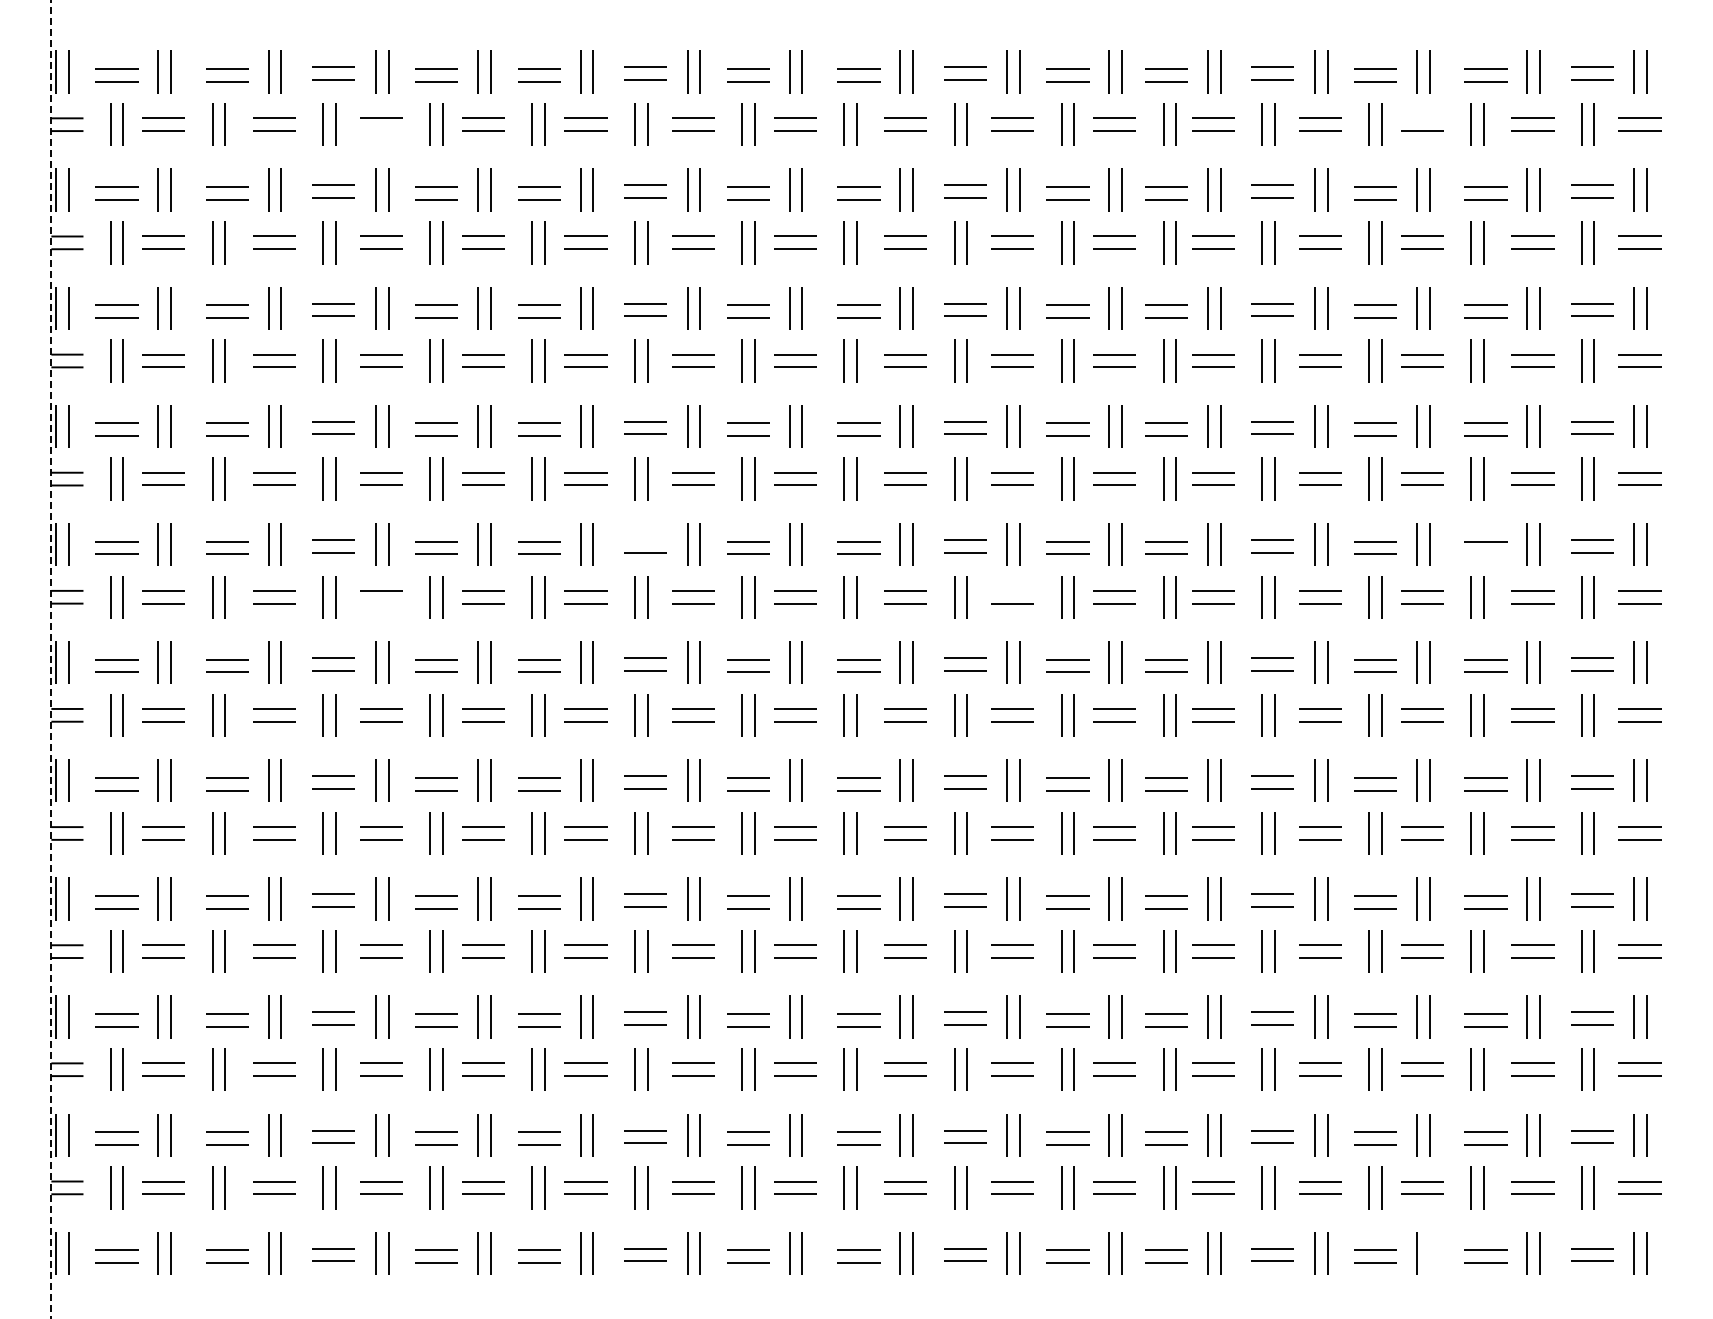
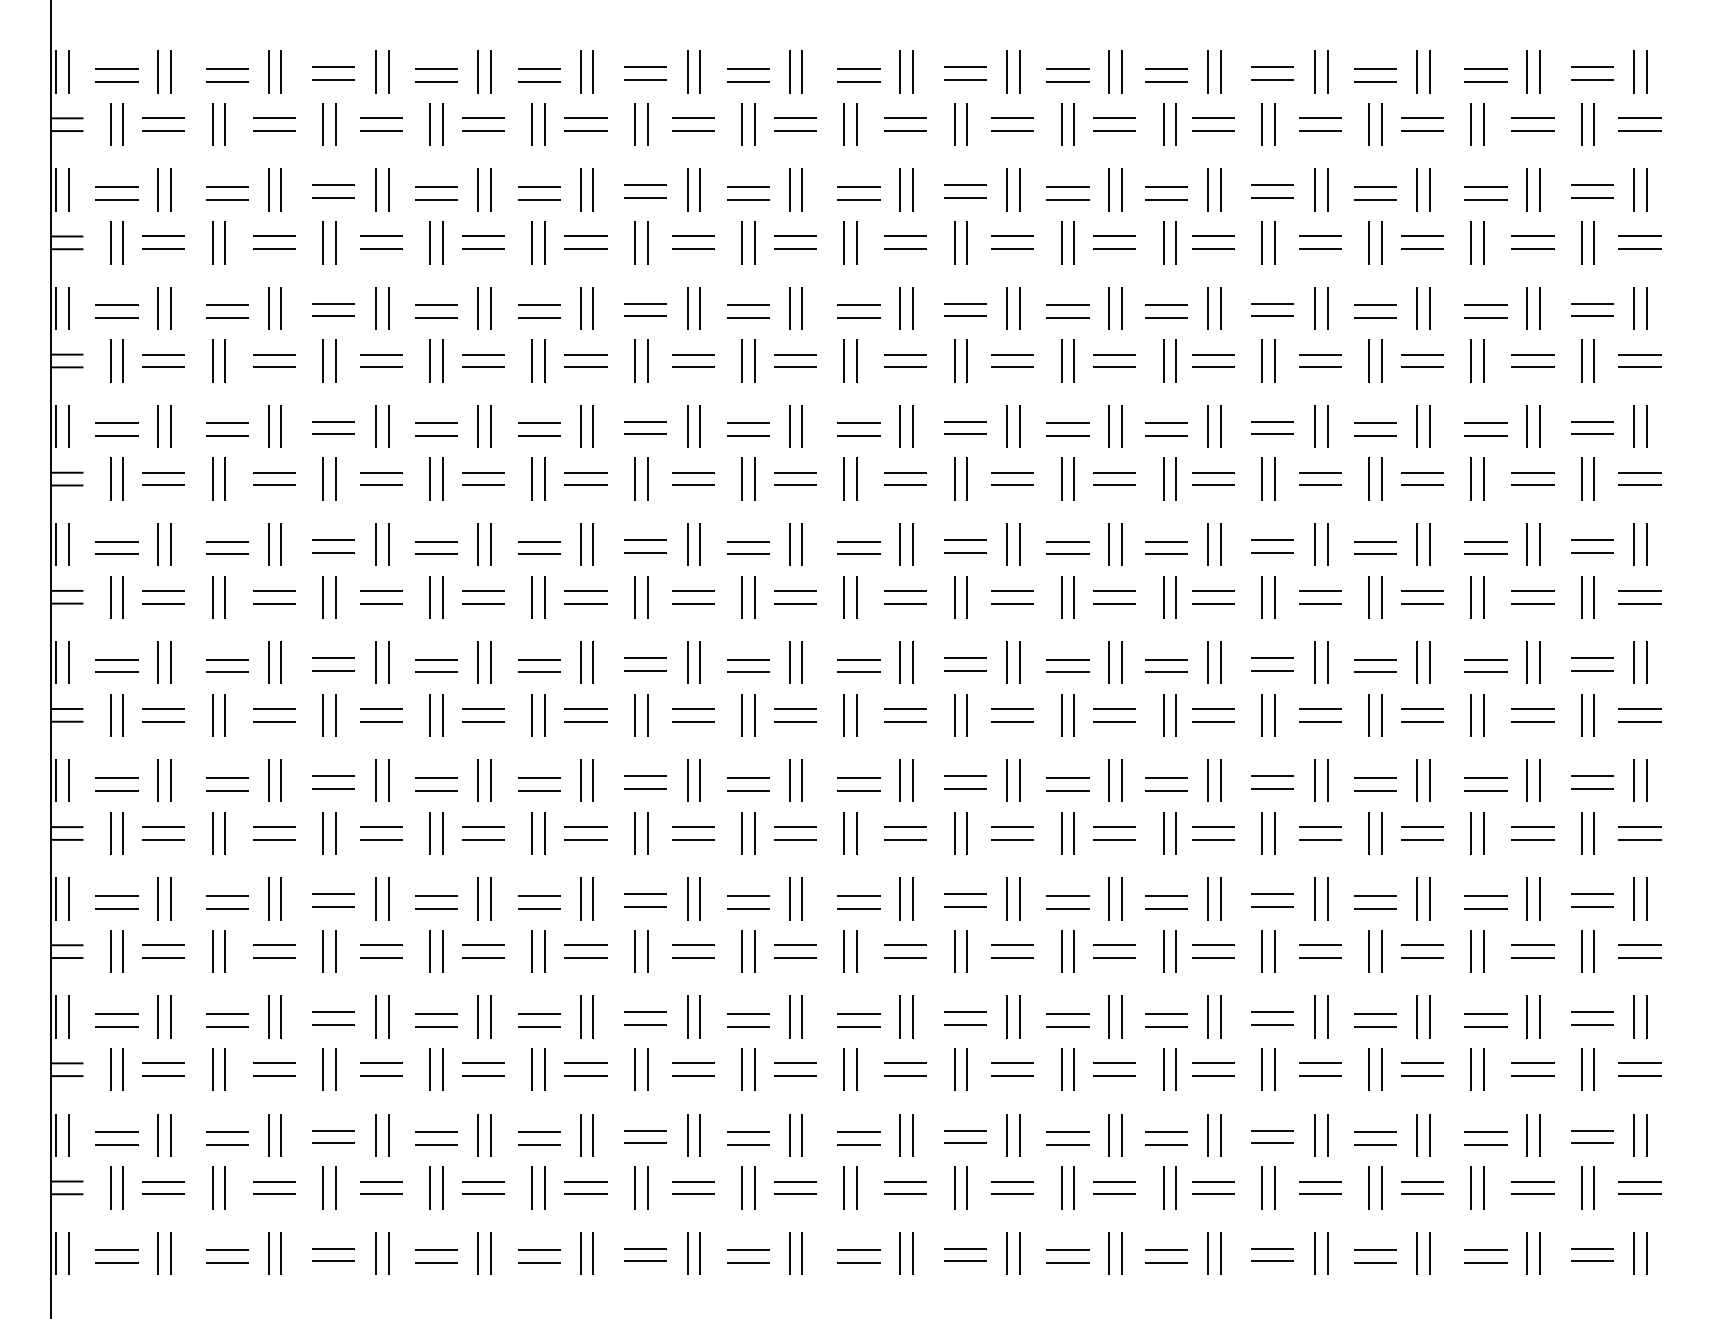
line: none -> present (1422, 117)
line: none -> present (381, 130)
line: none -> present (645, 539)
line: none -> present (1485, 553)
line: none -> present (1012, 590)
line: none -> present (381, 603)
line: dashed -> solid (51, 660)
line: none -> present (1429, 1253)
